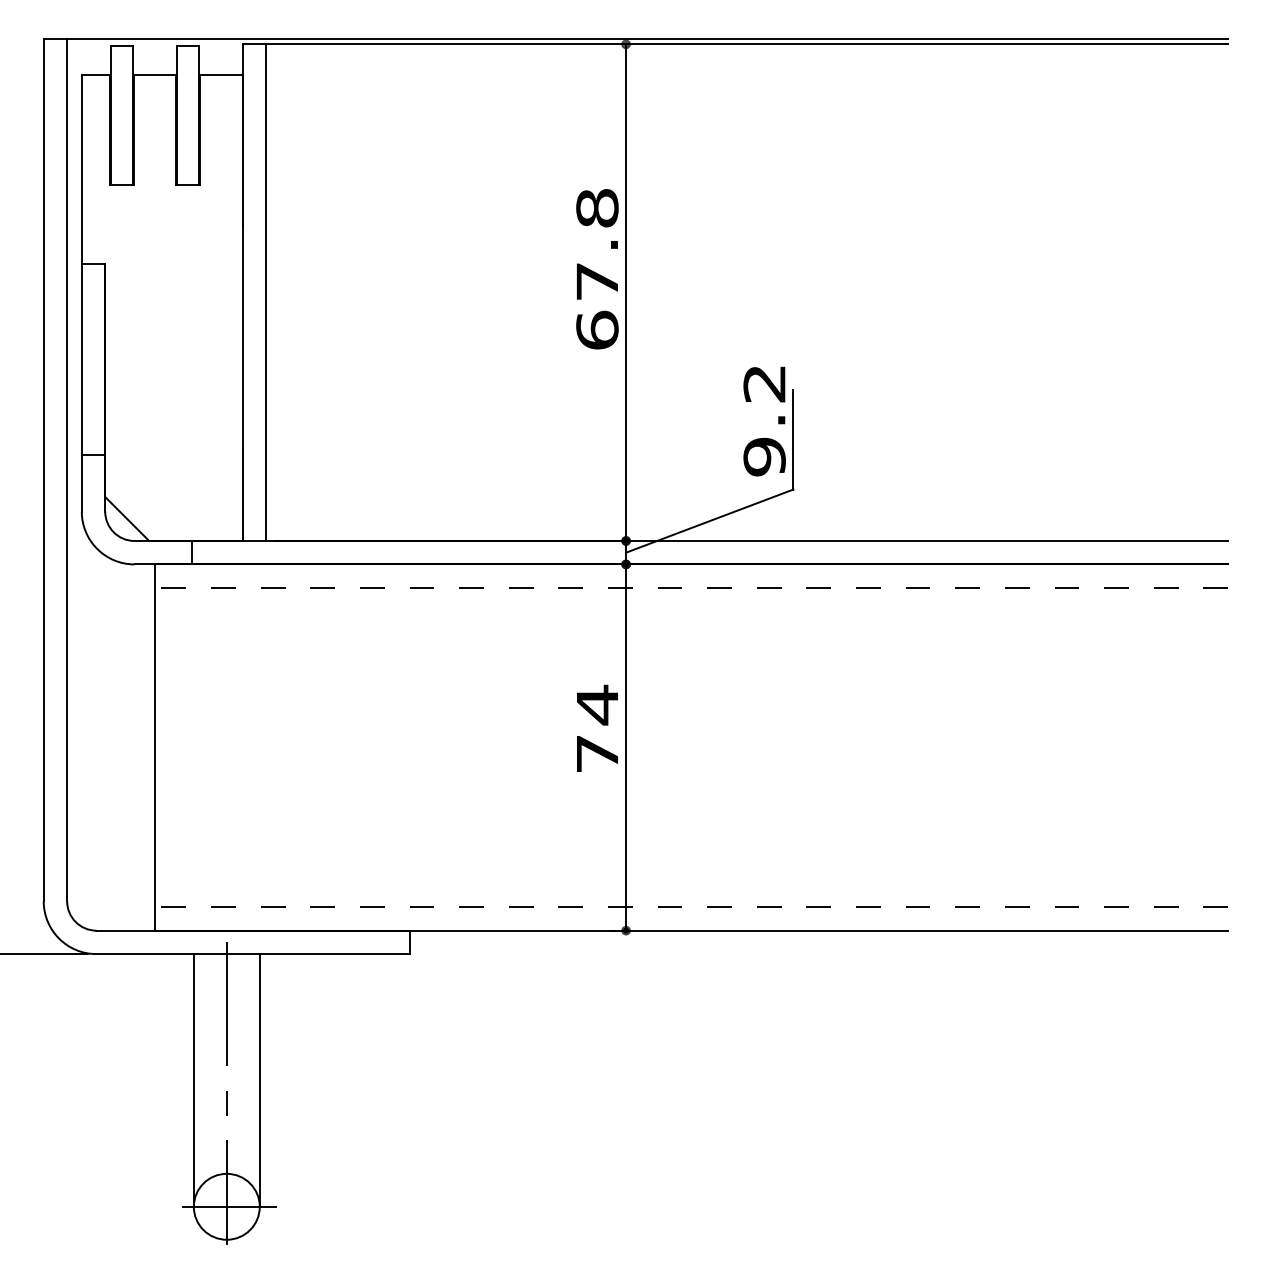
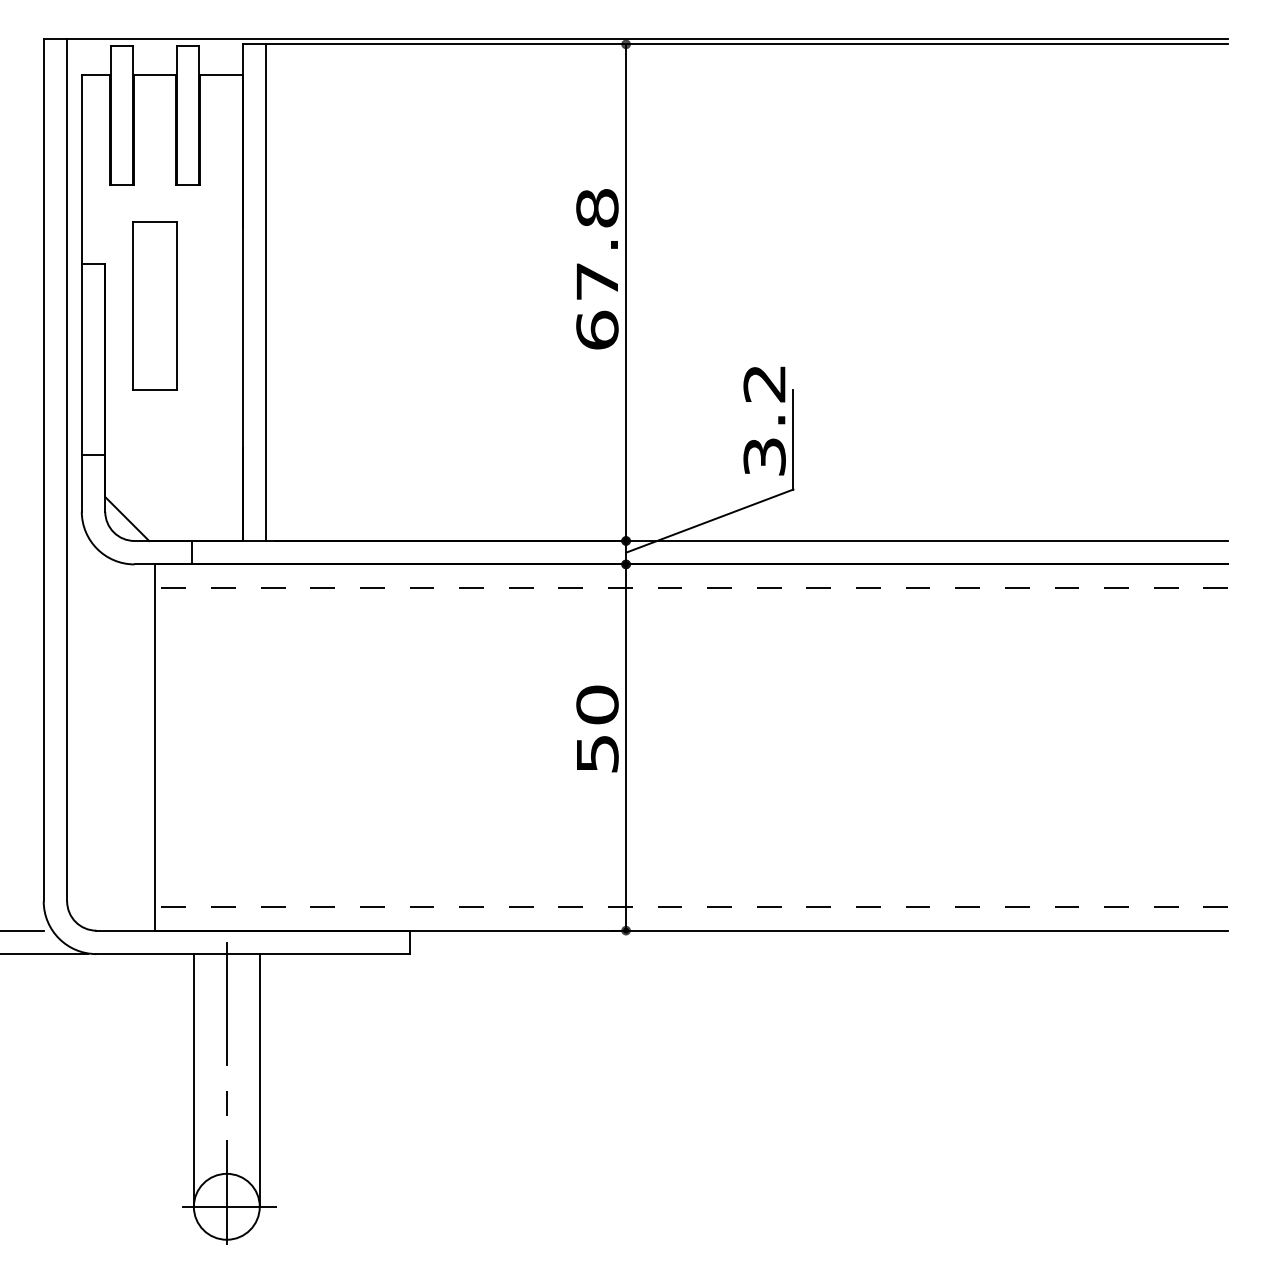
part: none -> present (154, 305)
text: 9.2 -> 3.2 (764, 456)
text: 74 -> 50 (597, 728)
line: none -> present (22, 930)
